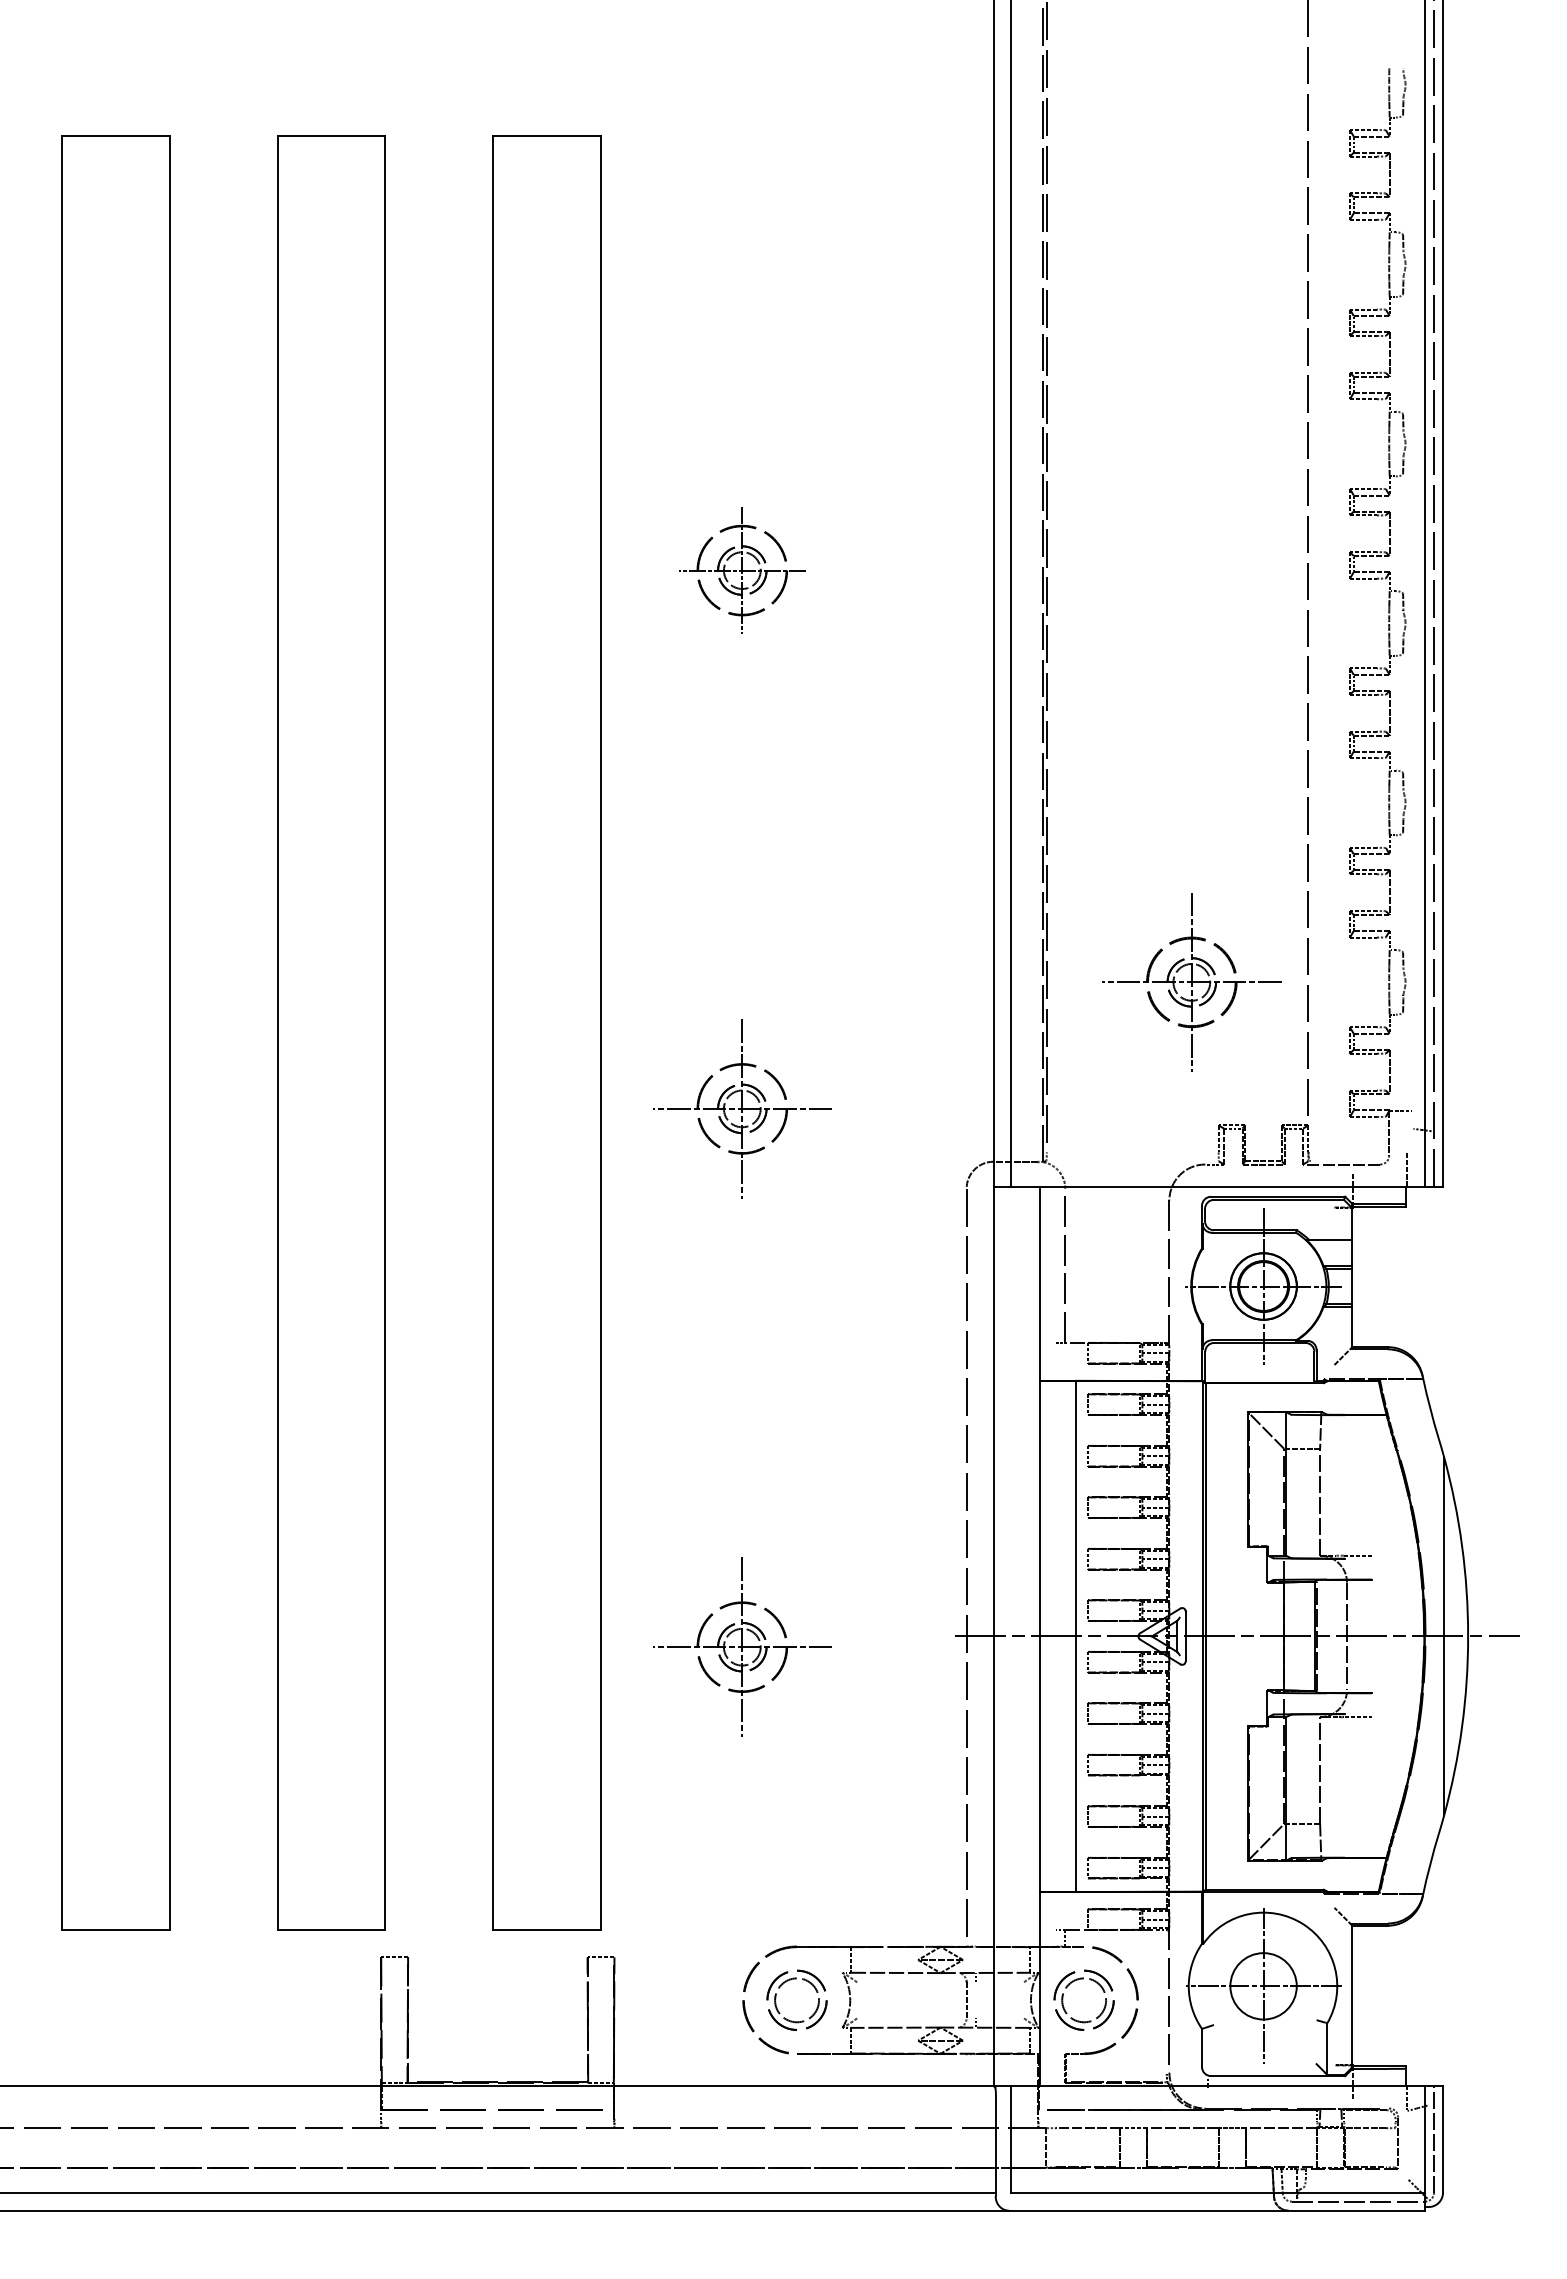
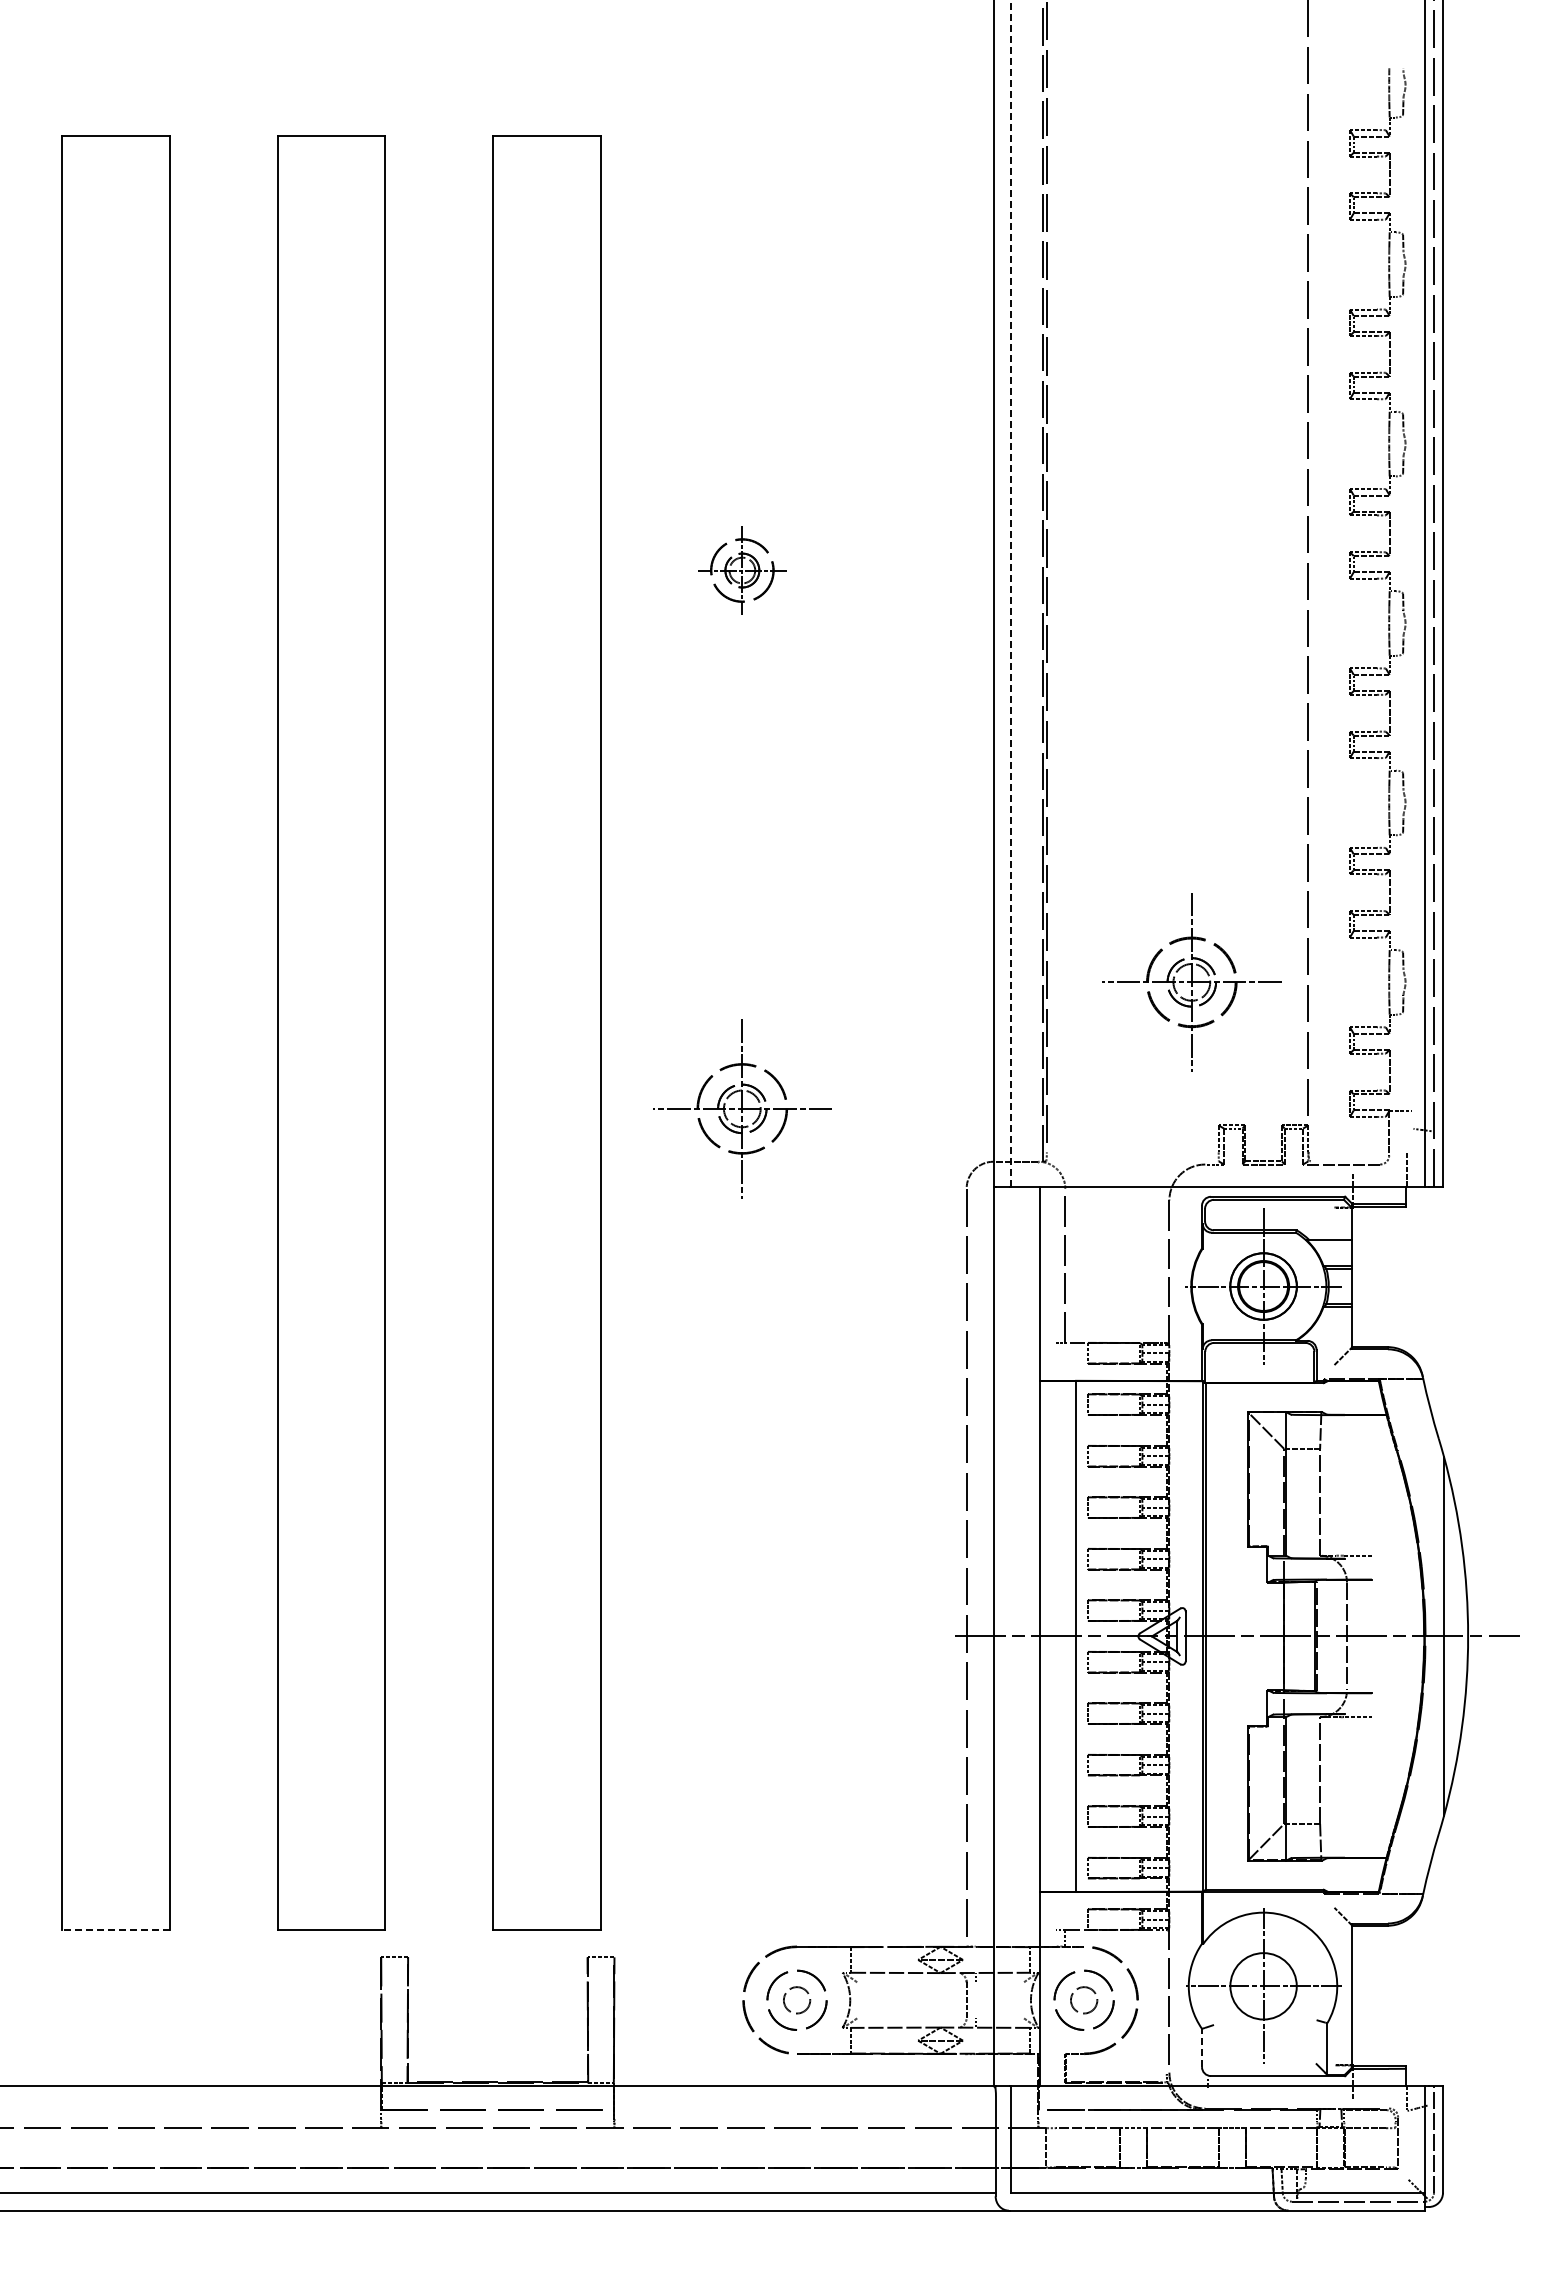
part size: 127x127 px -> 89x89 px (742, 570)
line: solid -> dashed (1011, 593)
part: present -> none (742, 1646)
line: solid -> dashed (116, 1929)
circle diameter: 44 px -> 26 px (796, 2000)
circle diameter: 44 px -> 26 px (1083, 2000)
line: solid -> dashed (1202, 2047)
